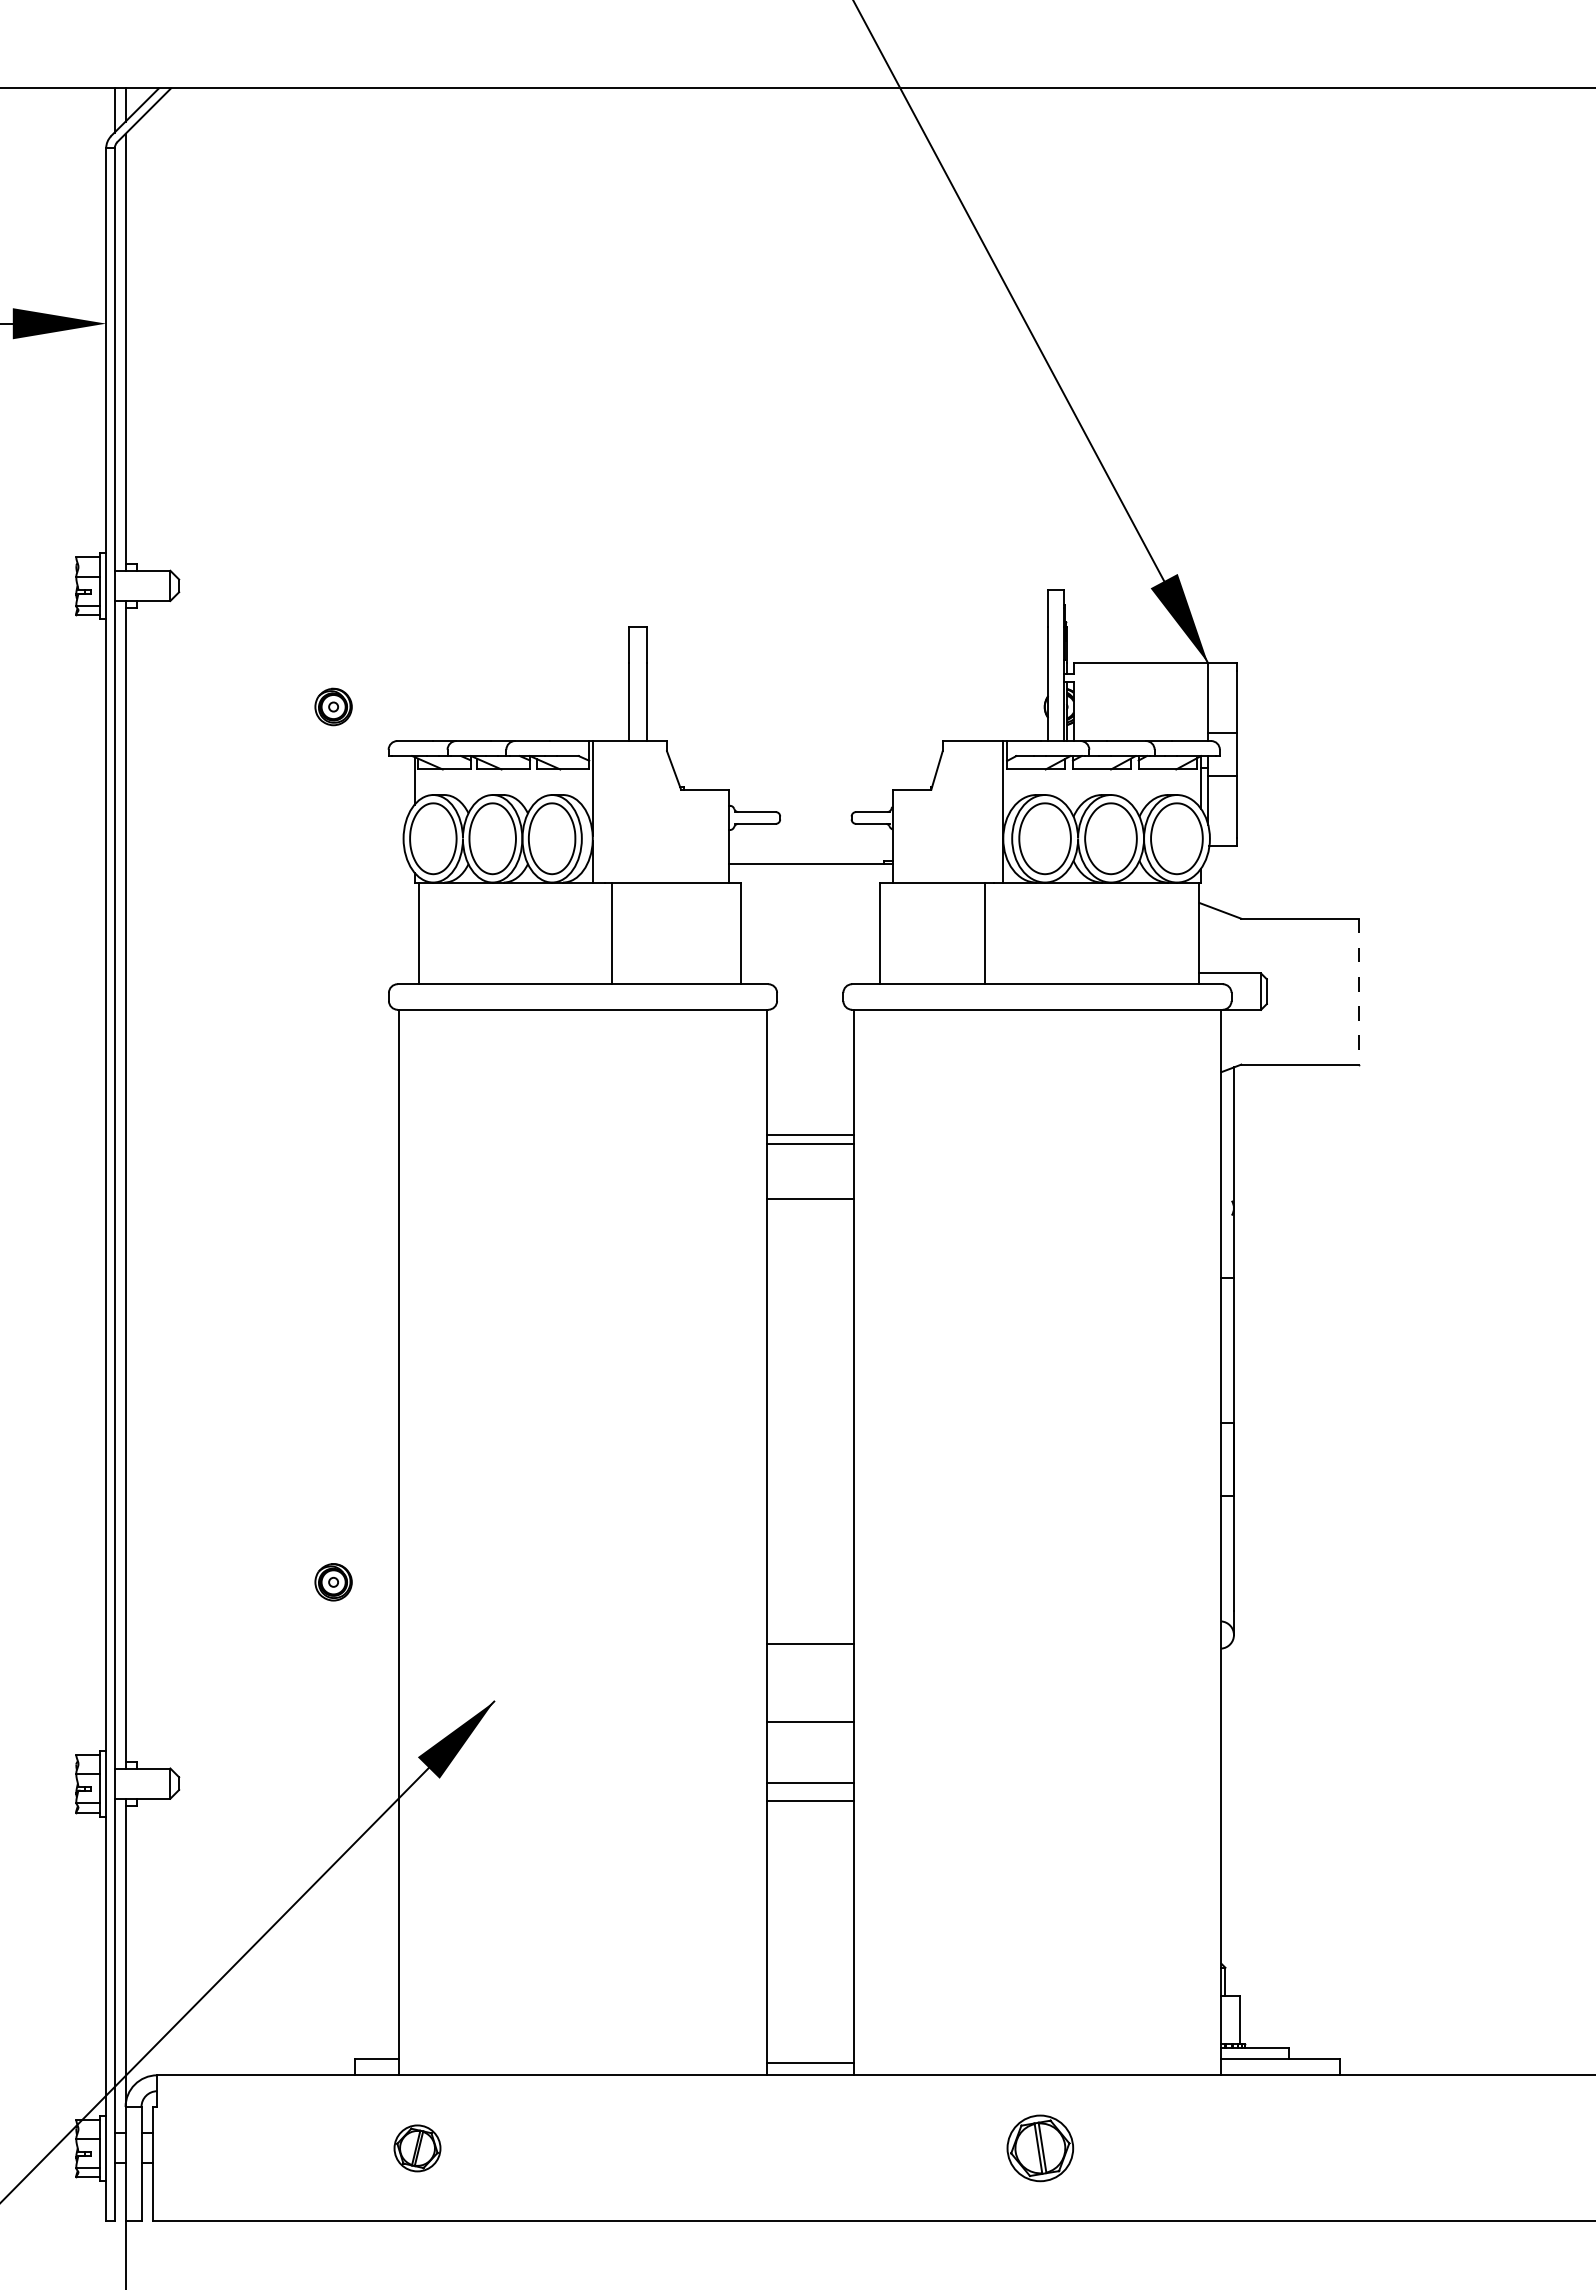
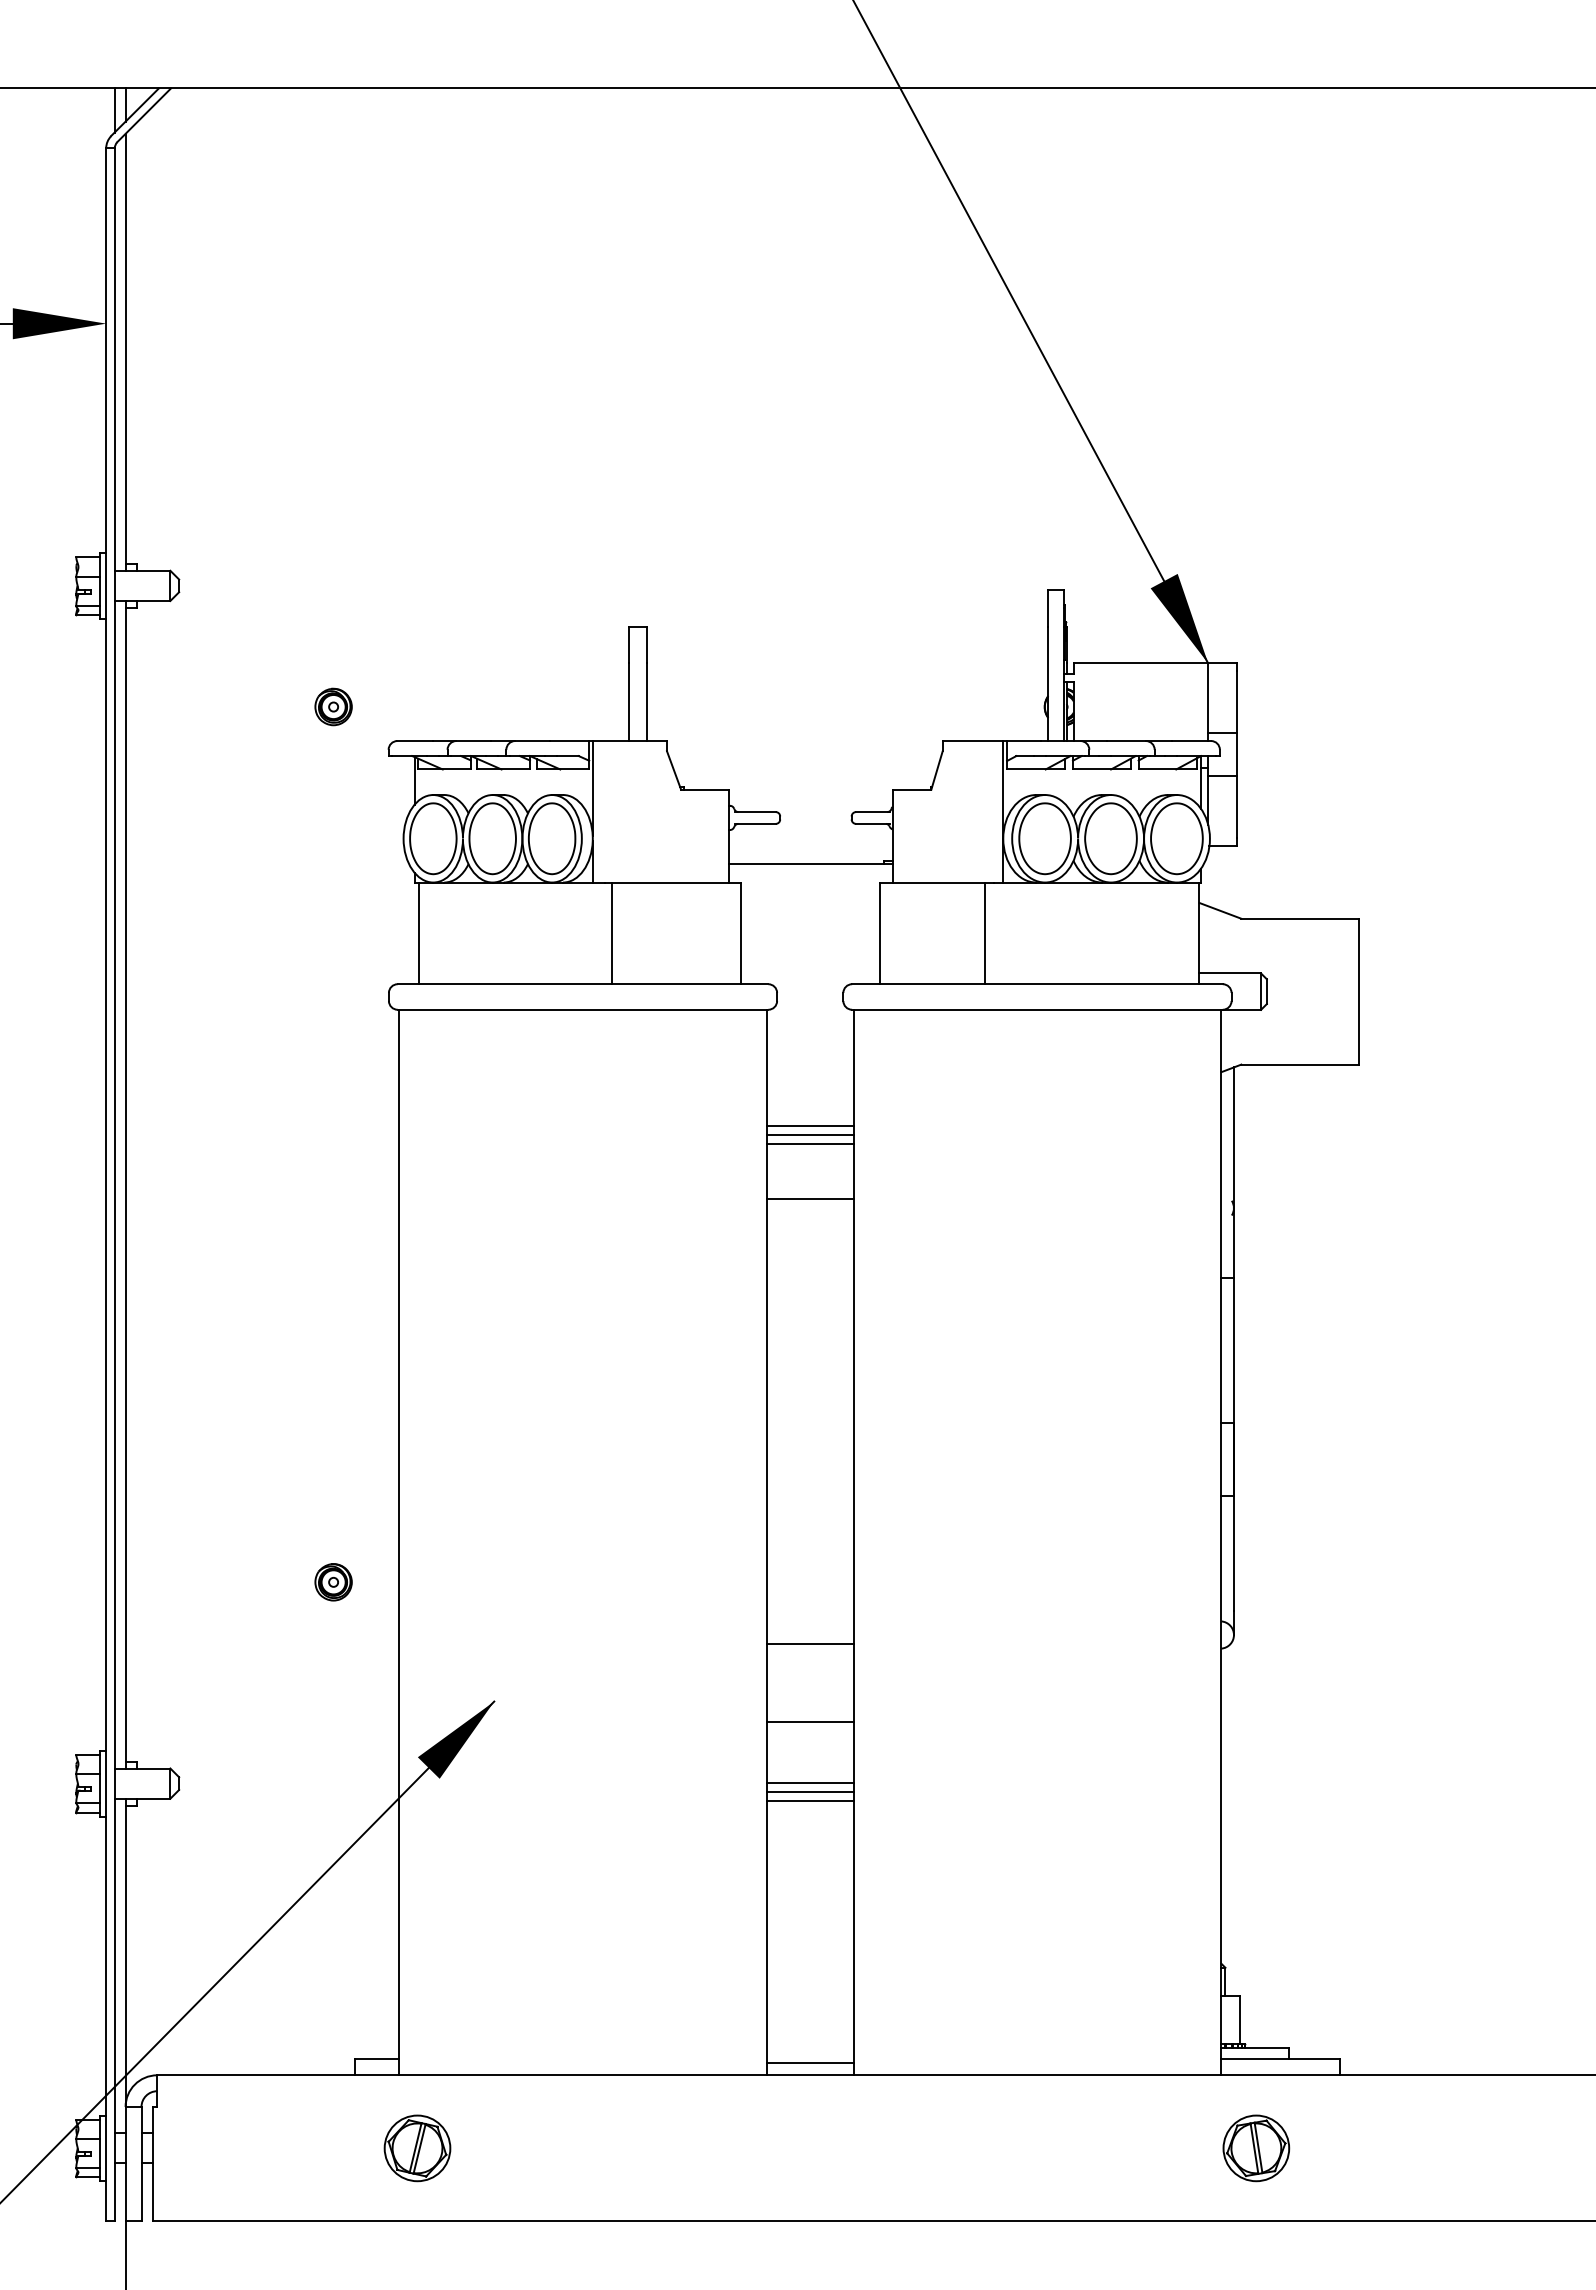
line: dashed -> solid (1359, 991)
line: none -> present (809, 1126)
line: none -> present (809, 1791)
part size: 49x49 px -> 69x69 px (417, 2148)
part position: (1040, 2148) -> (1256, 2148) (1256, 2148)
